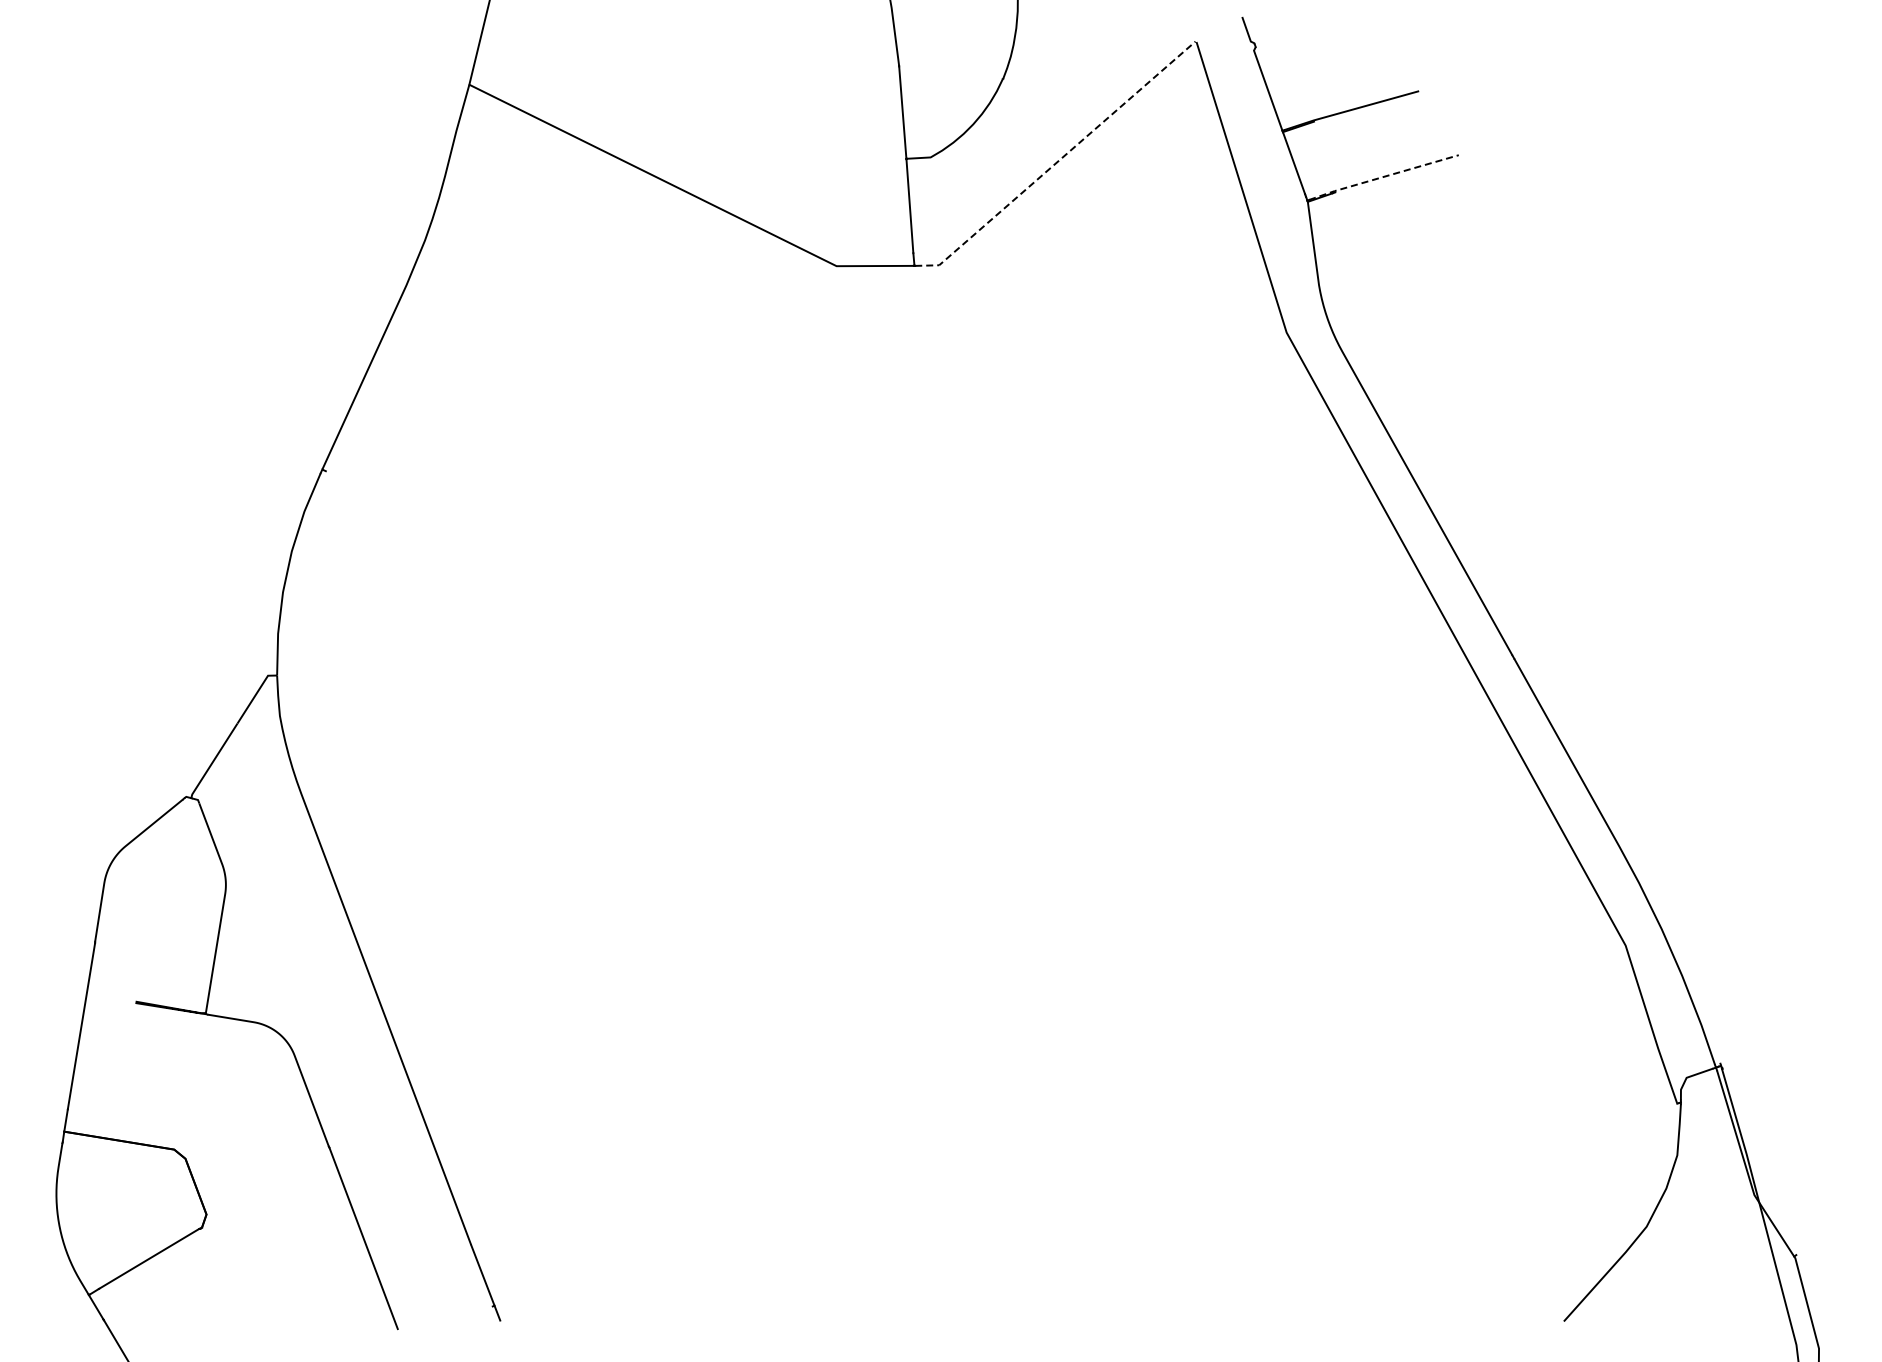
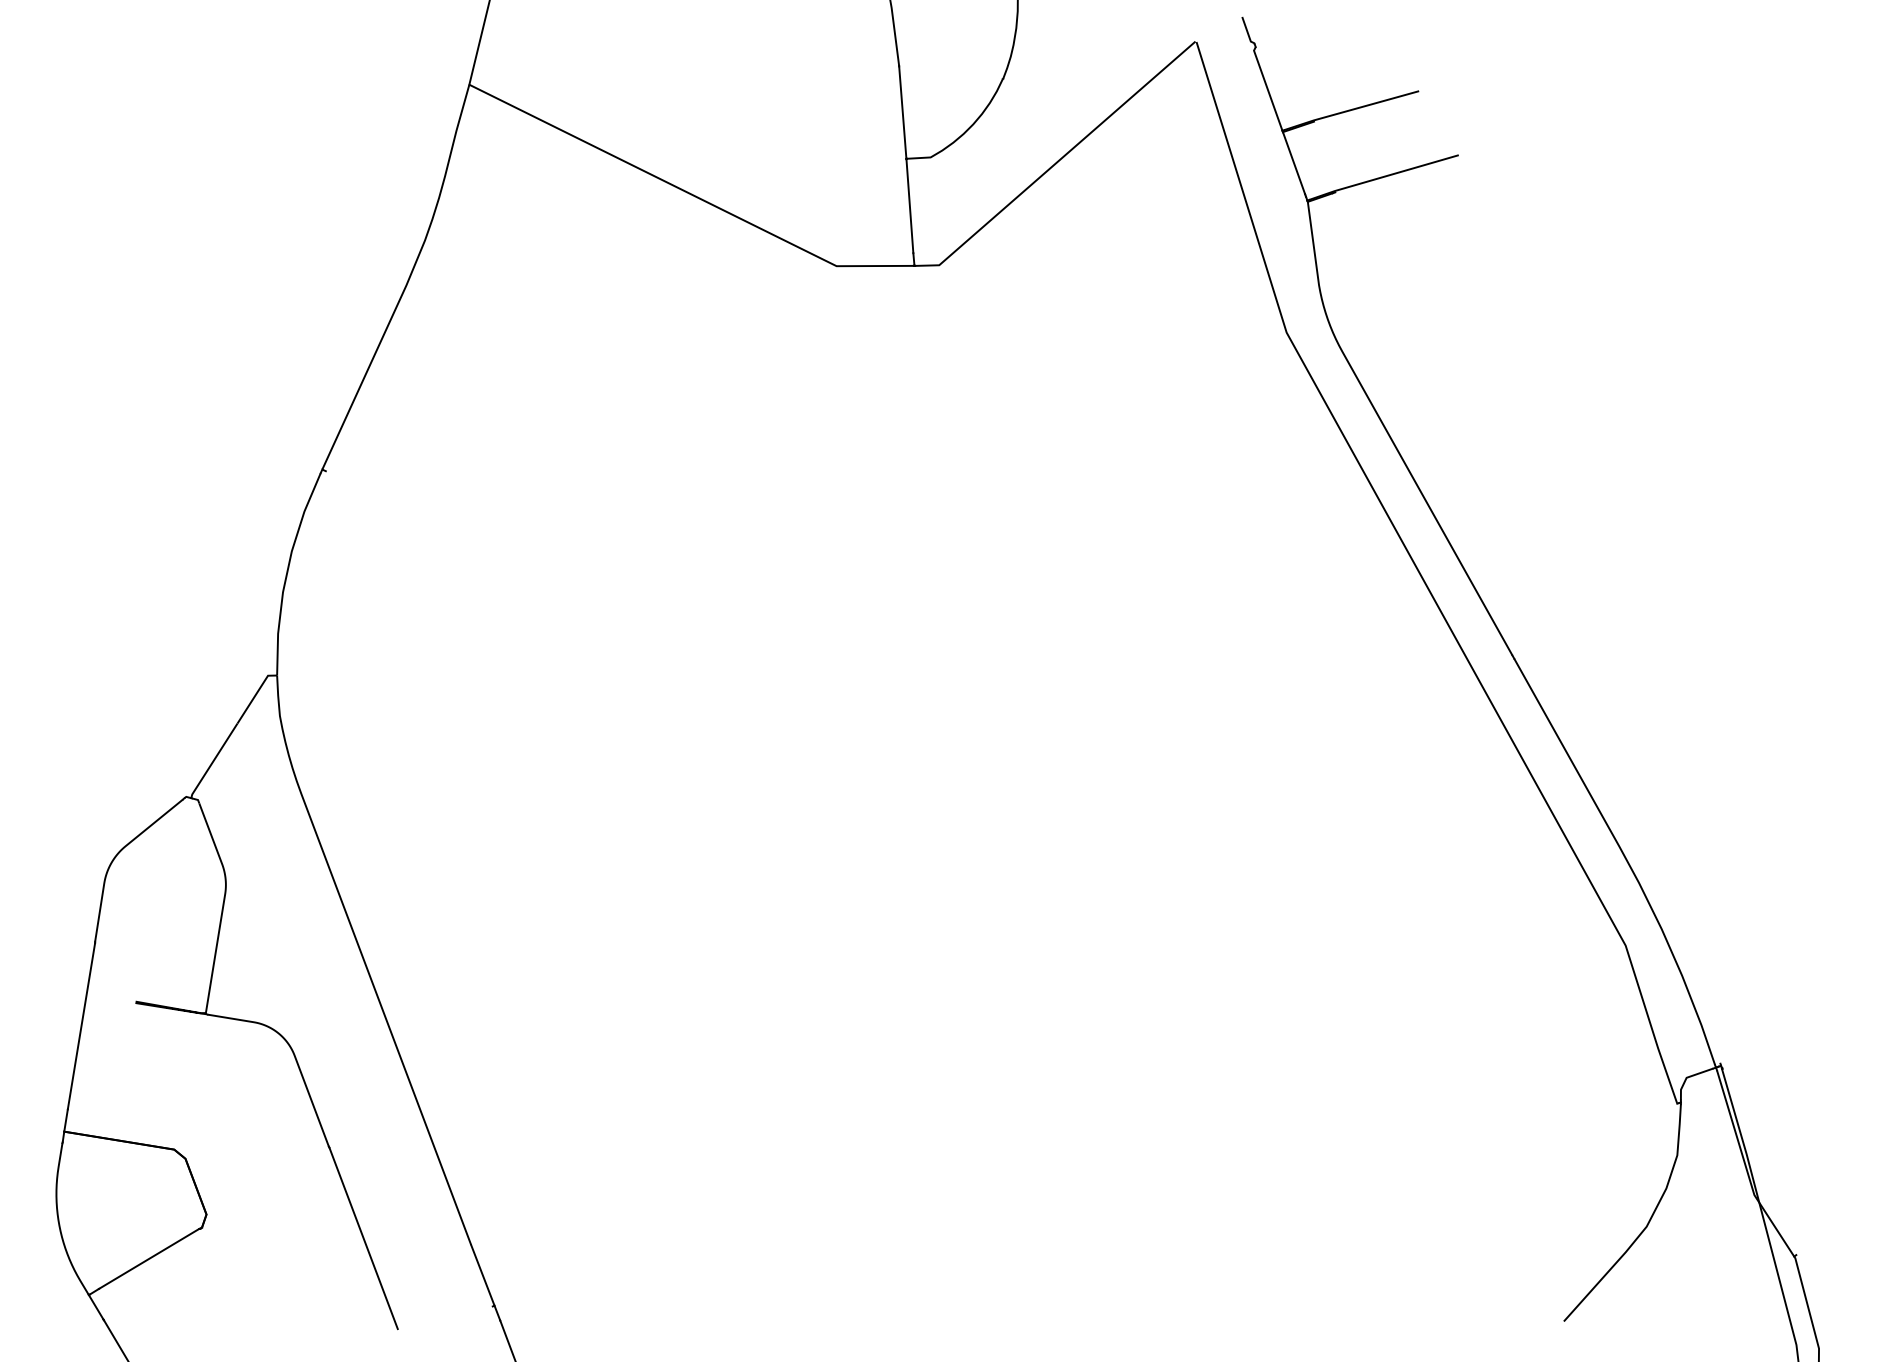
line: dashed -> solid (1057, 161)
line: dashed -> solid (1383, 177)
line: none -> present (507, 1339)
